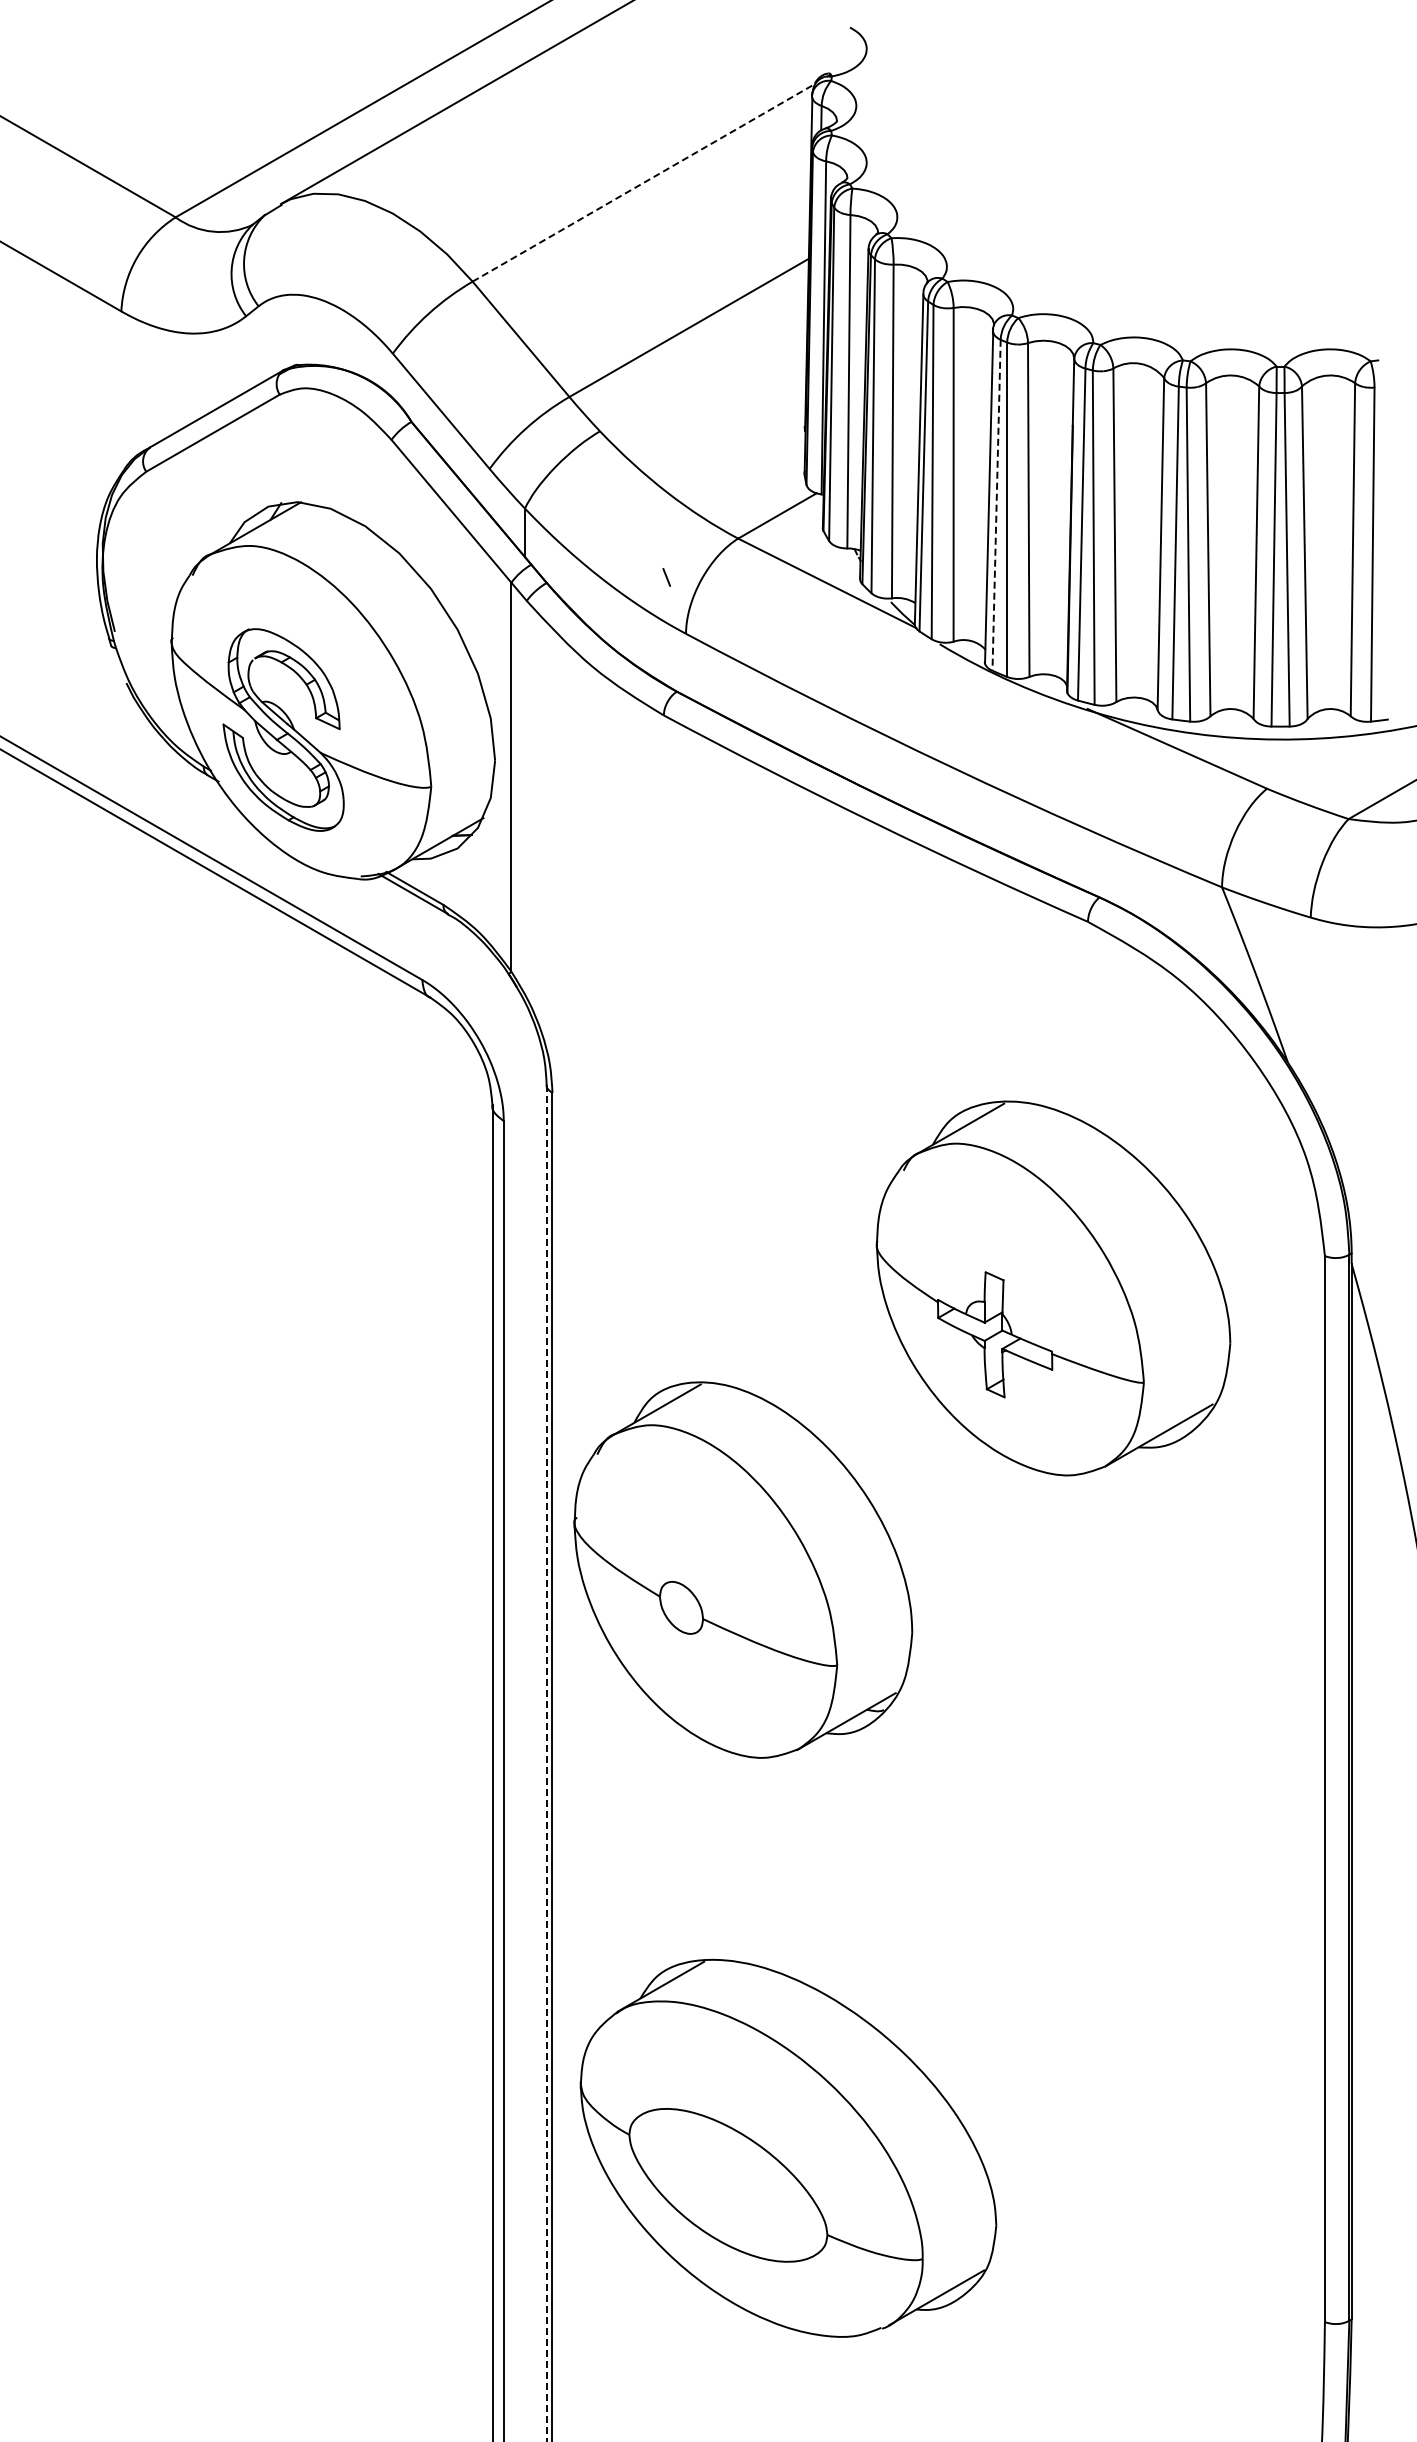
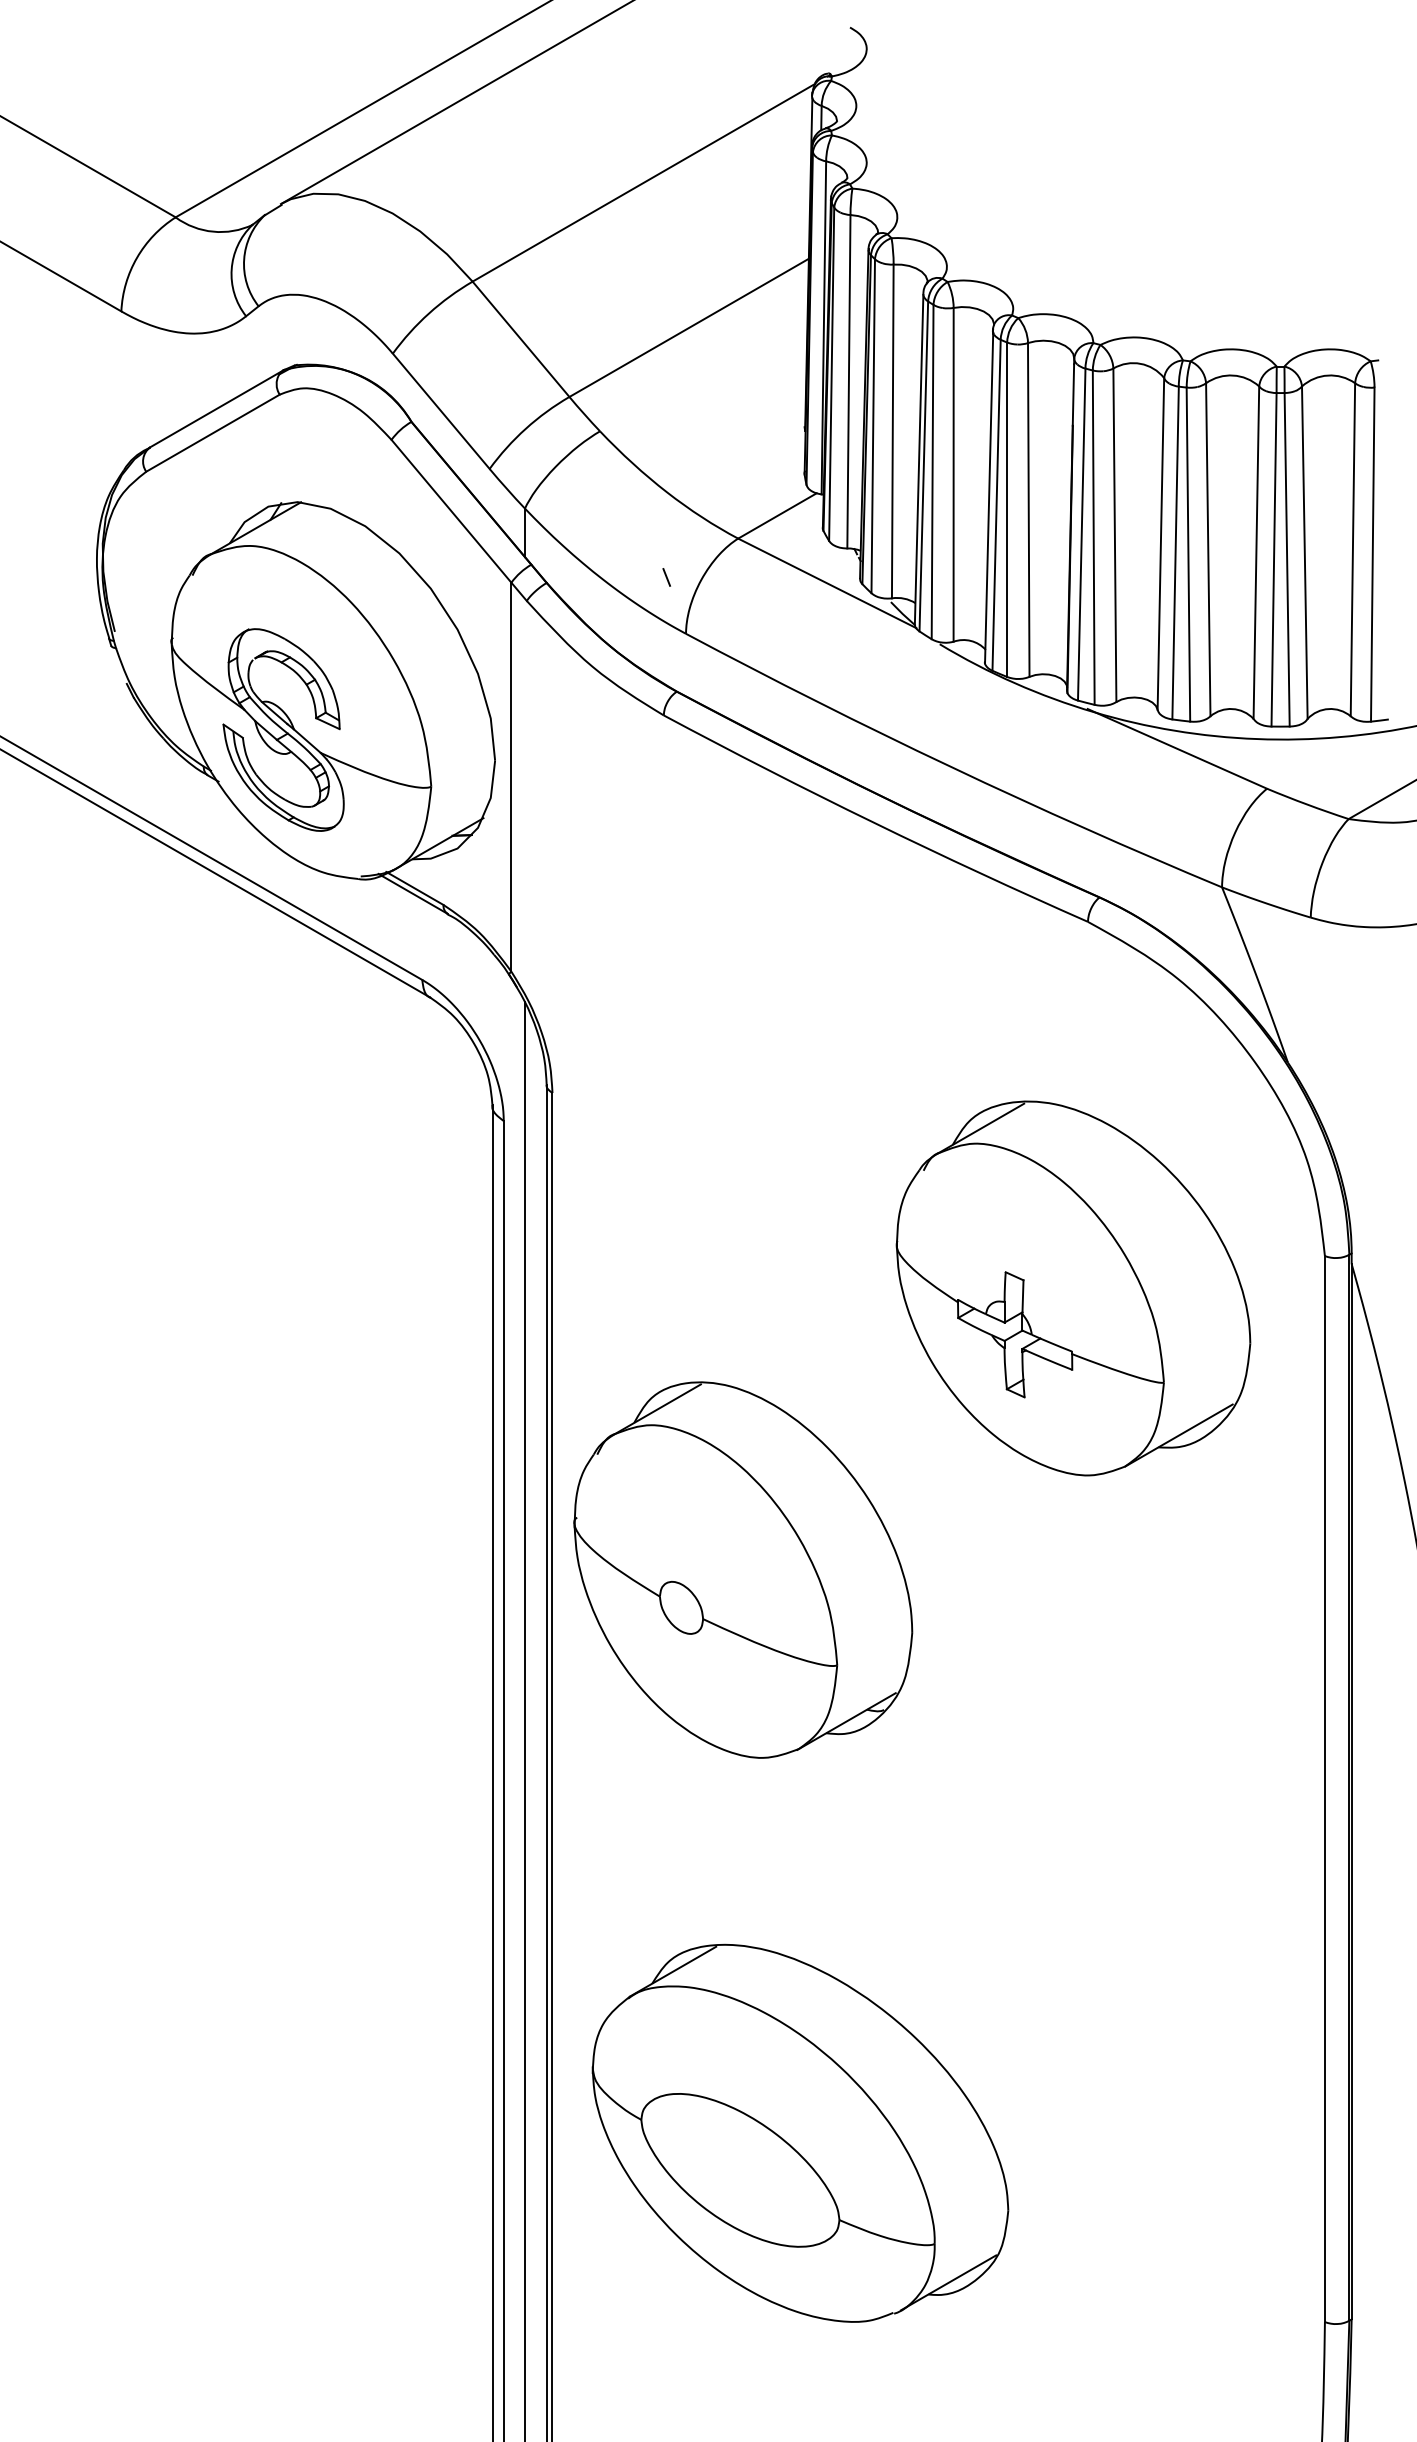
line: dashed -> solid (643, 182)
line: dashed -> solid (996, 505)
part position: (1053, 1288) -> (1073, 1288) (1073, 1288)
line: none -> present (525, 1720)
line: dashed -> solid (546, 1763)
part position: (788, 2147) -> (800, 2132) (800, 2132)
